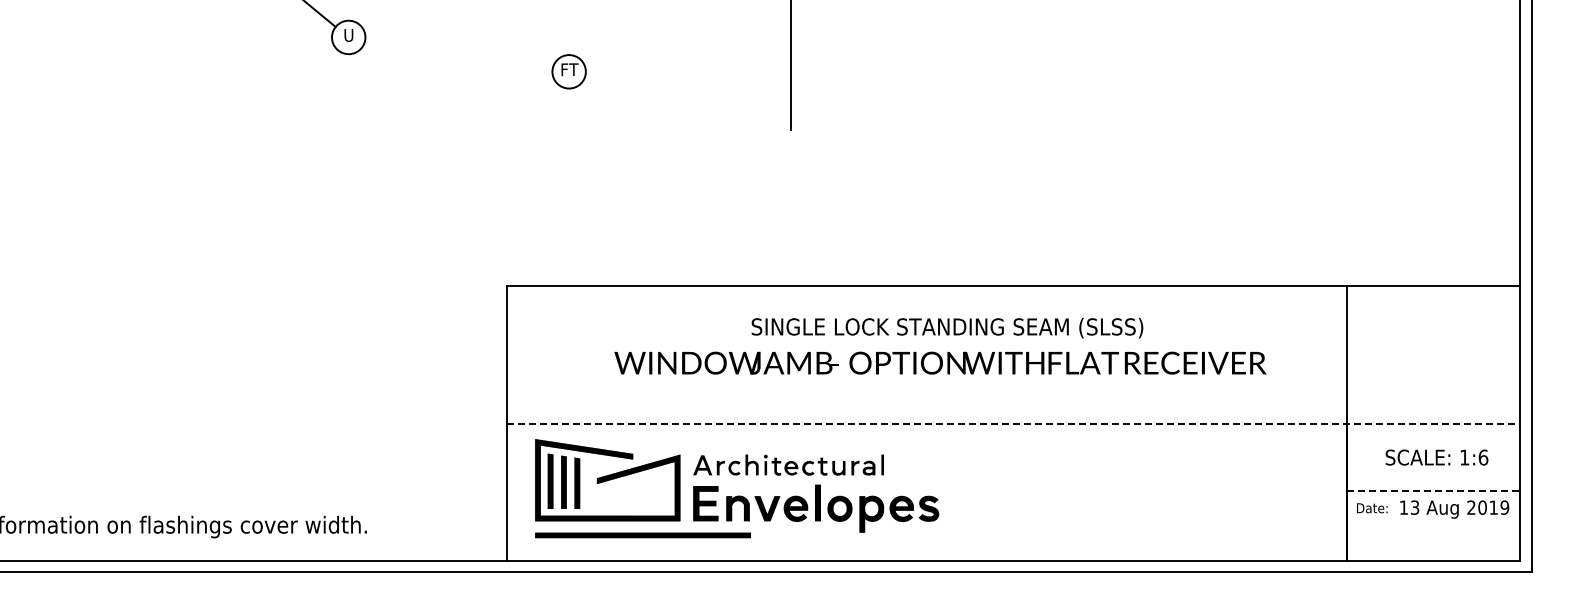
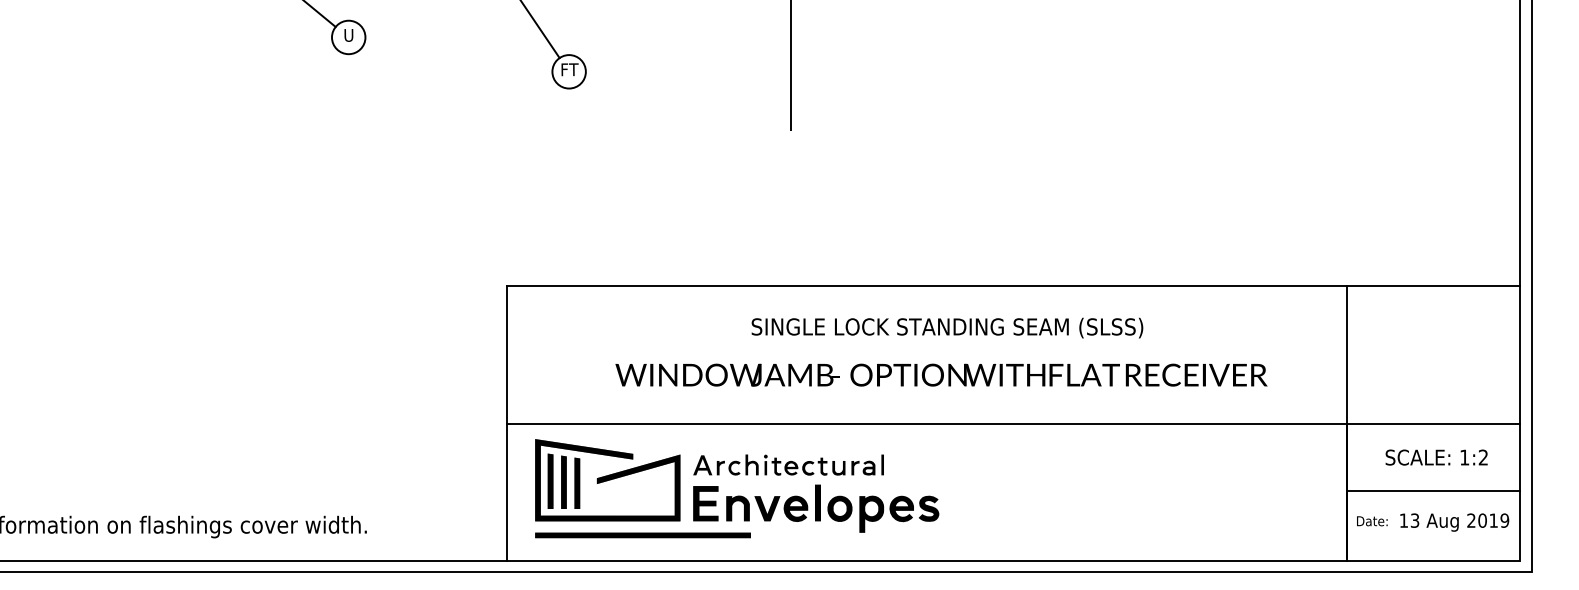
line: none -> present (540, 30)
text position: (940, 362) -> (941, 374) (941, 374)
line: dashed -> solid (1013, 423)
text: 1:6 -> 1:2 (1483, 457)
line: dashed -> solid (1433, 490)
text position: (1433, 509) -> (1433, 522) (1433, 522)
